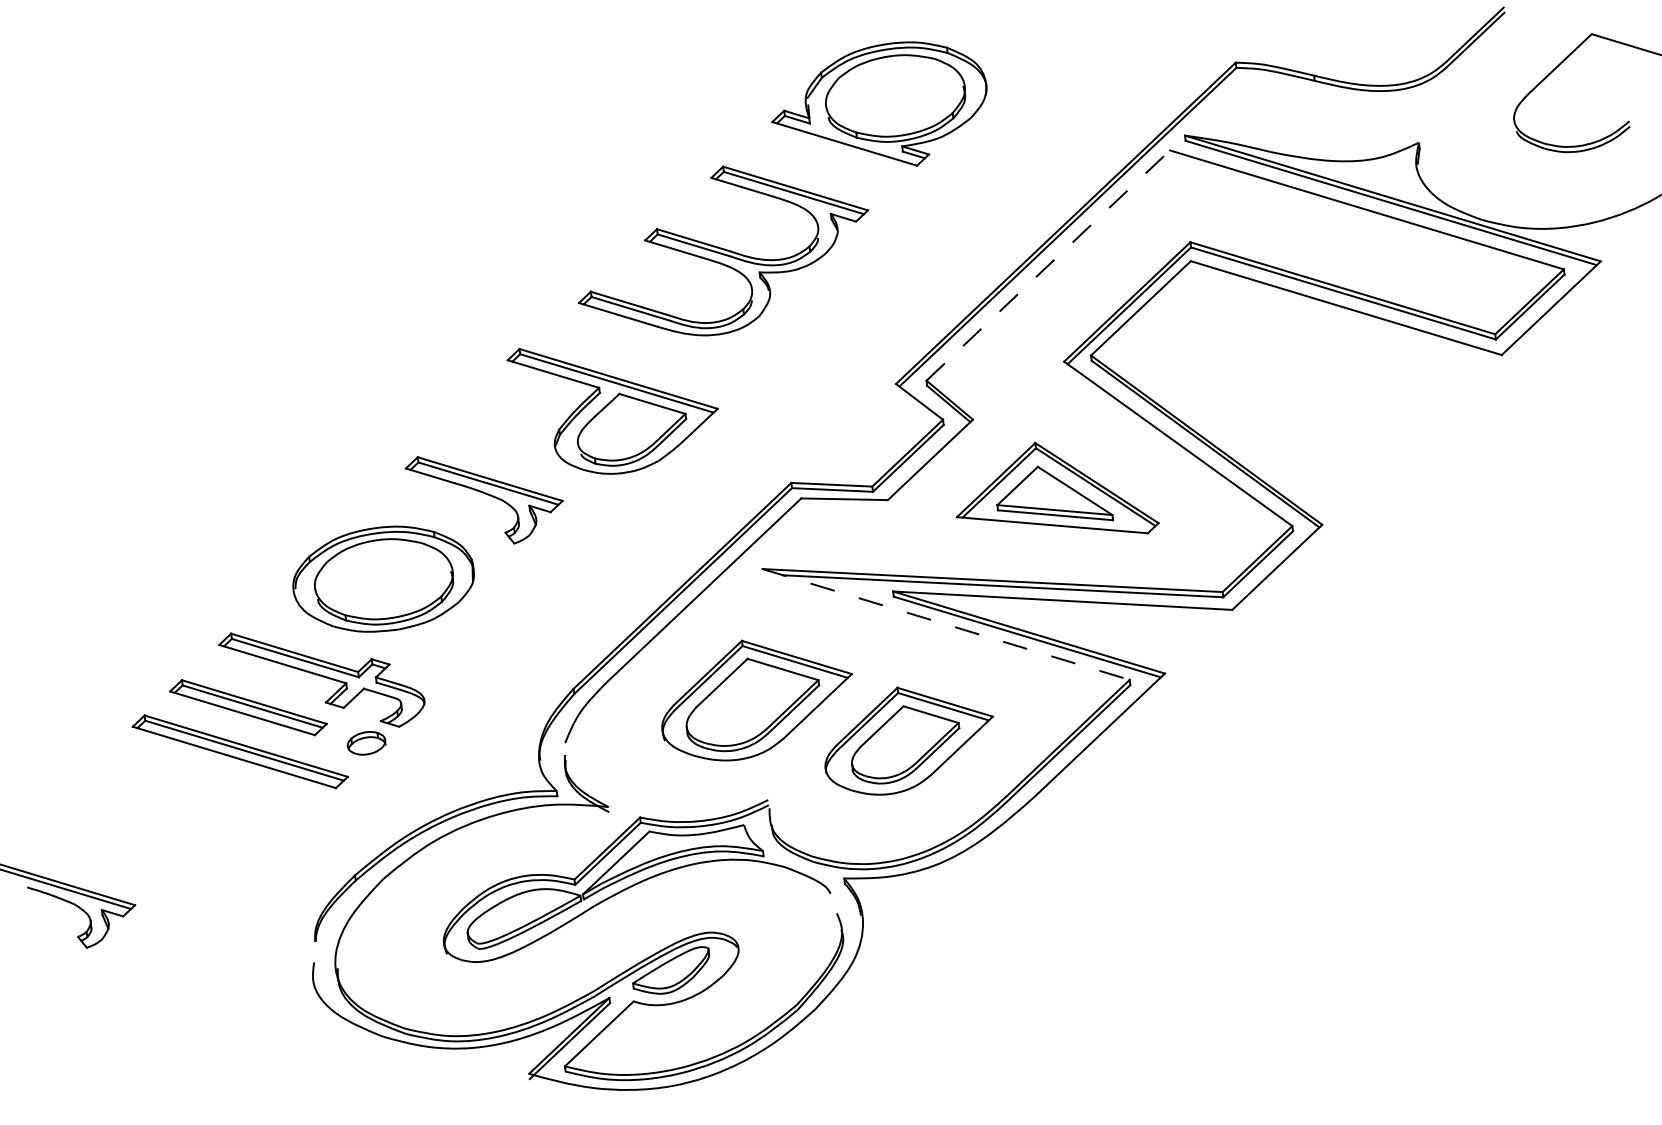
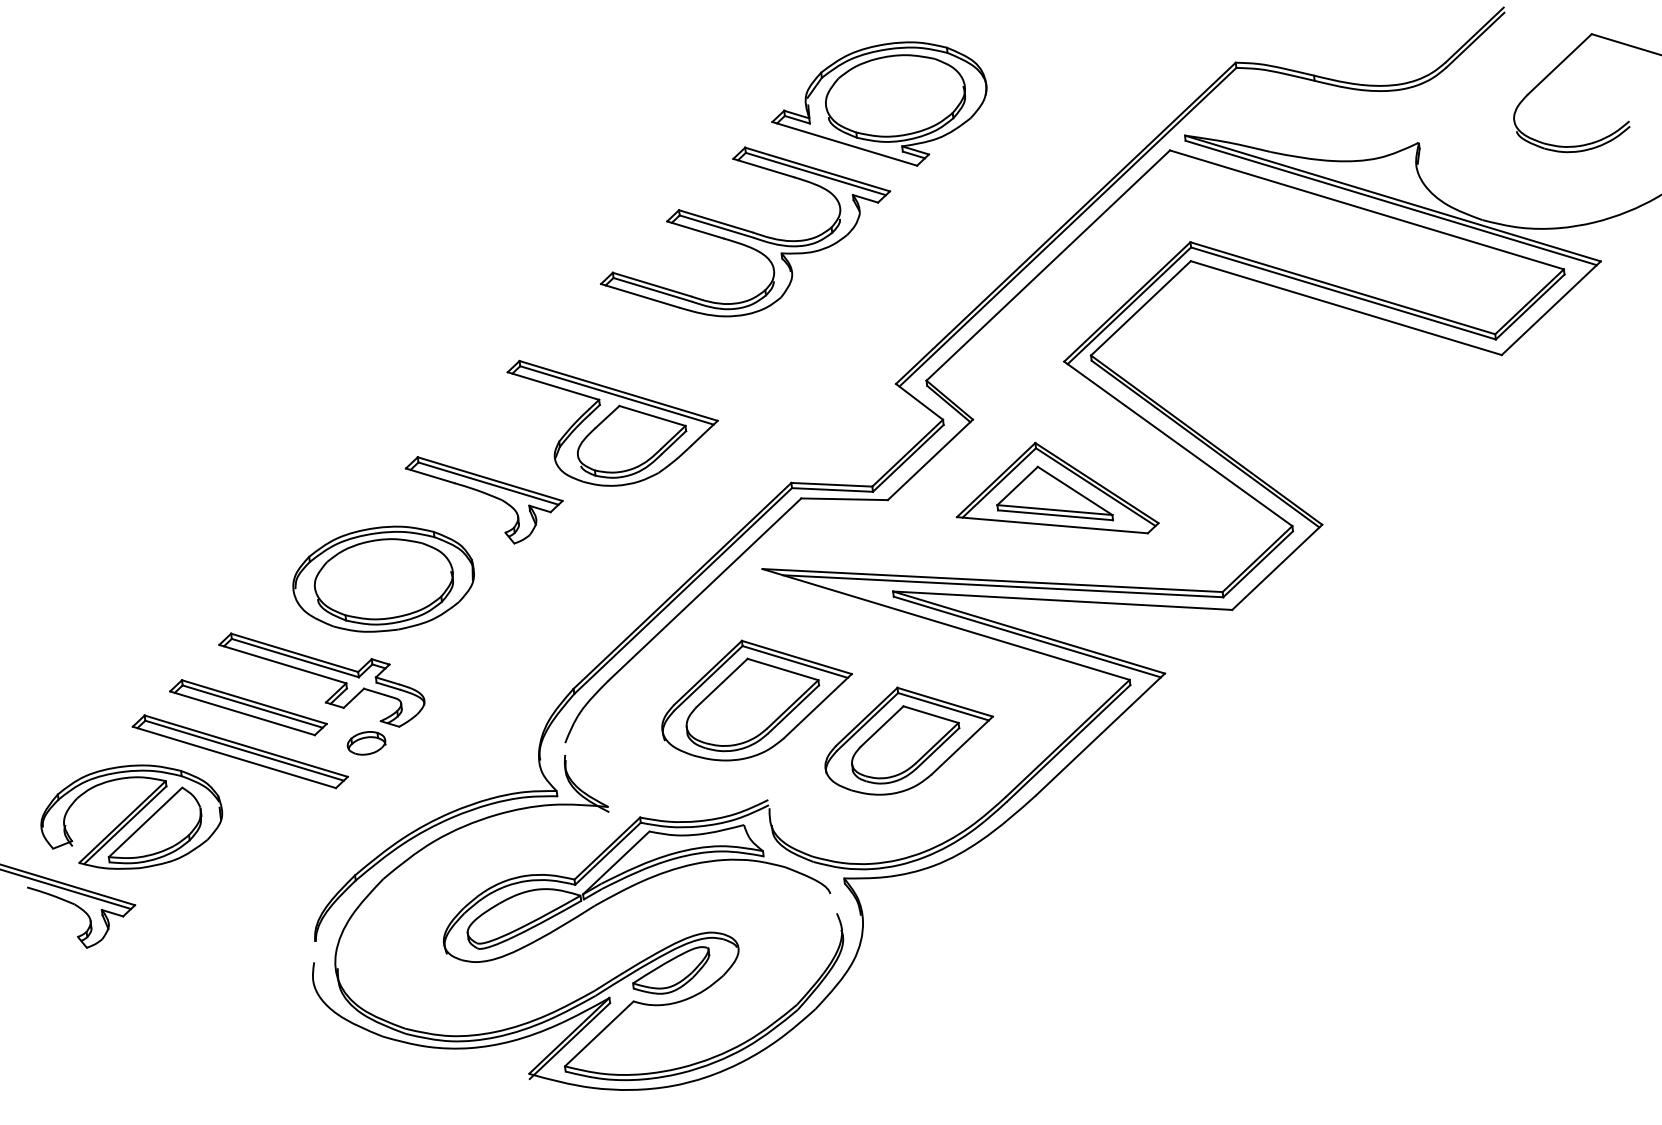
part position: (723, 250) -> (745, 231) (745, 231)
line: dashed -> solid (1048, 265)
part position: (612, 410) -> (612, 422) (612, 422)
line: dashed -> solid (946, 624)
part: none -> present (131, 816)
